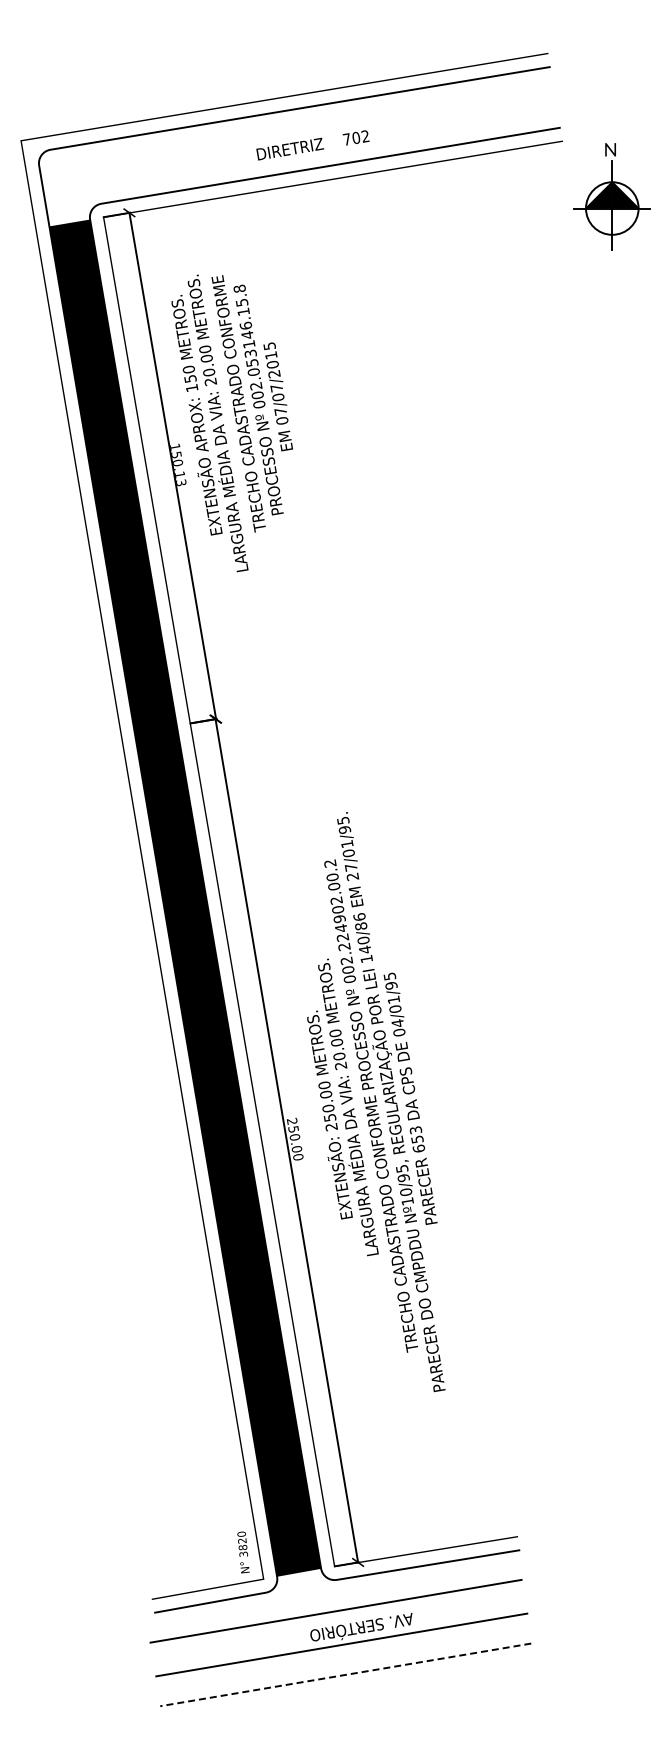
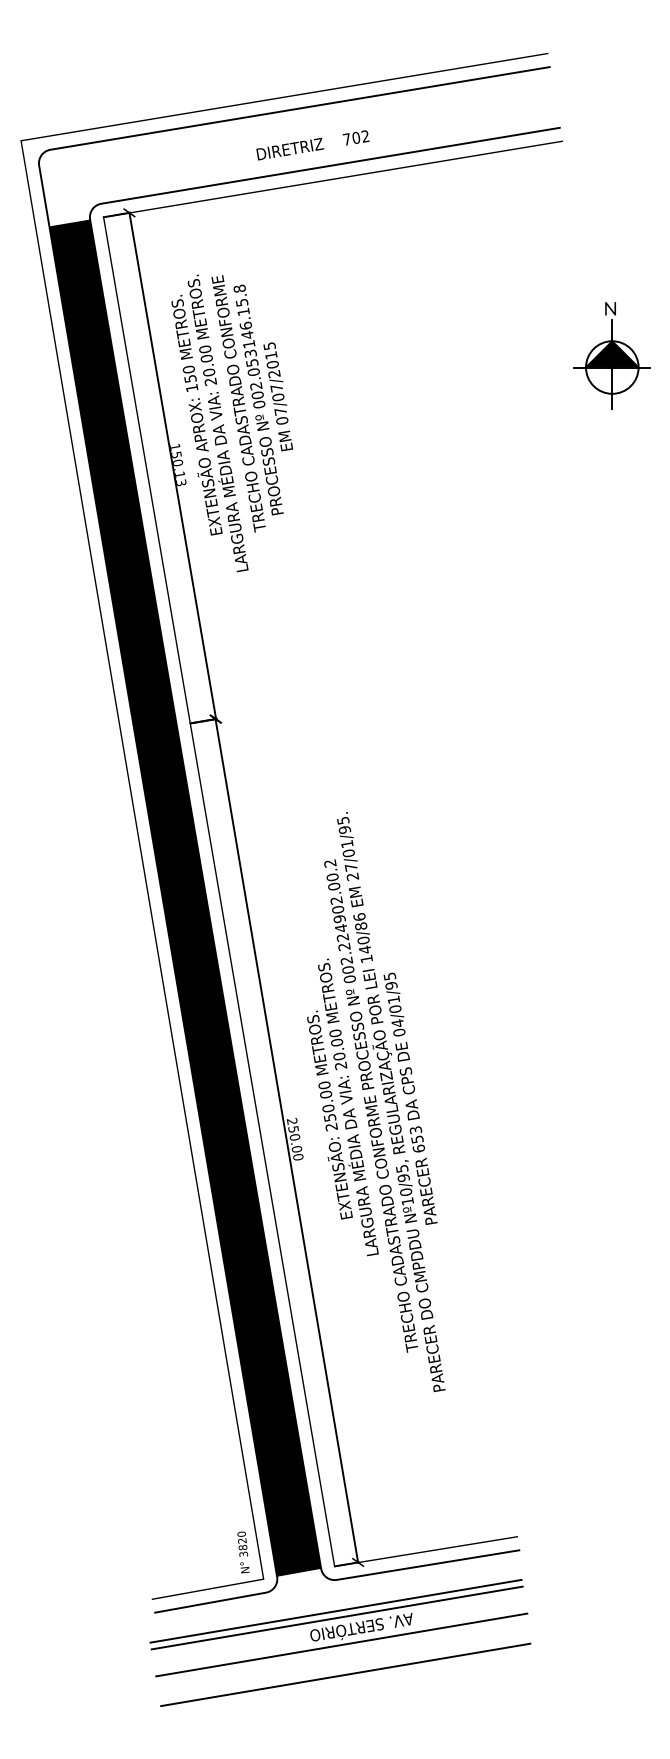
part position: (611, 196) -> (611, 355) (611, 355)
line: none -> present (336, 1617)
line: dashed -> solid (345, 1674)
